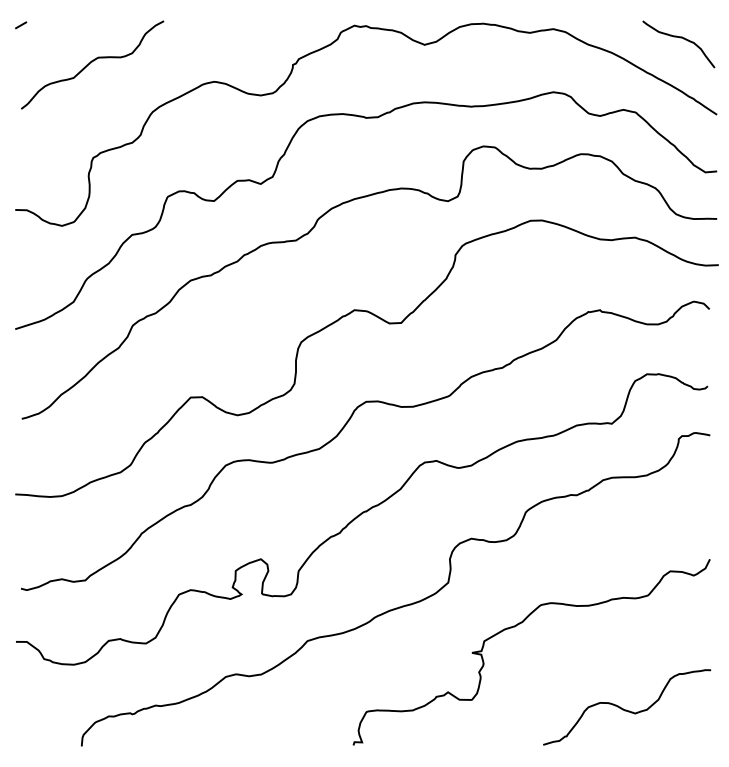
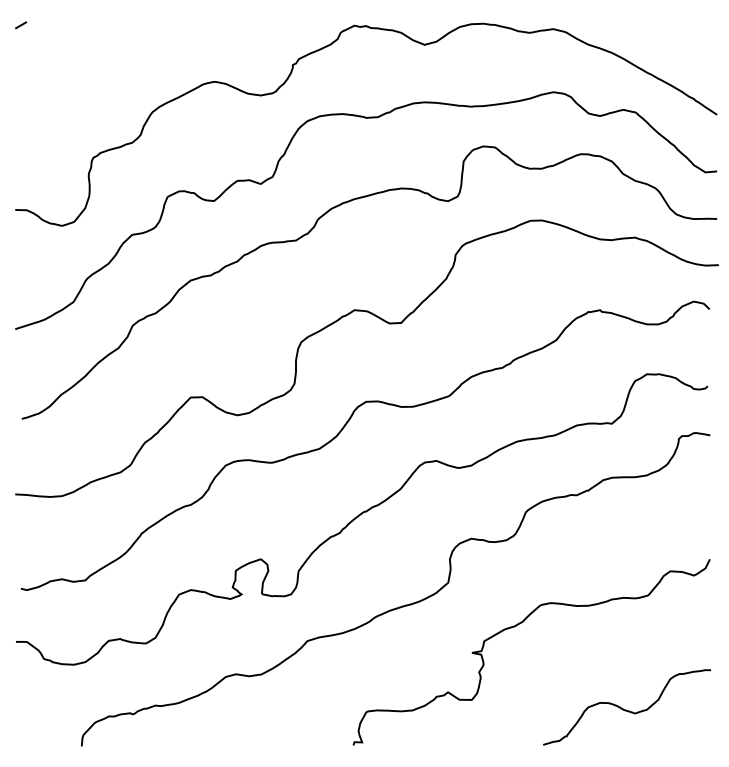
curve: present -> none (679, 38)
curve: present -> none (92, 62)
